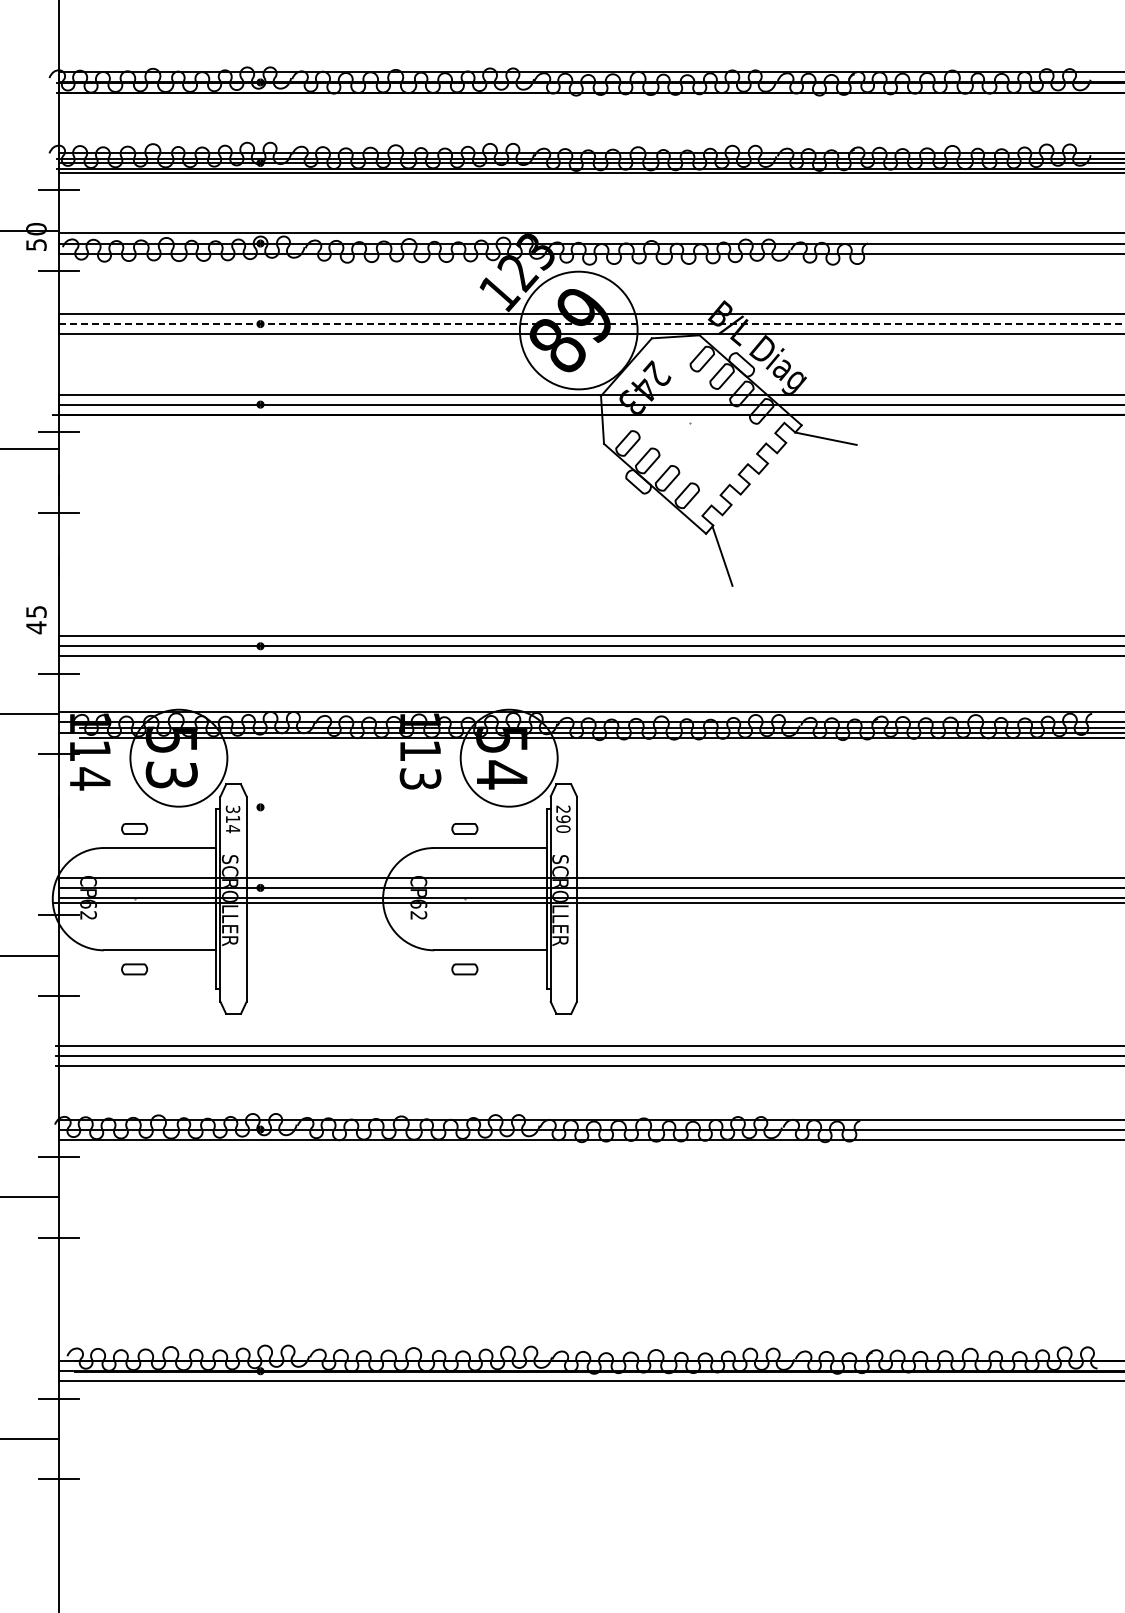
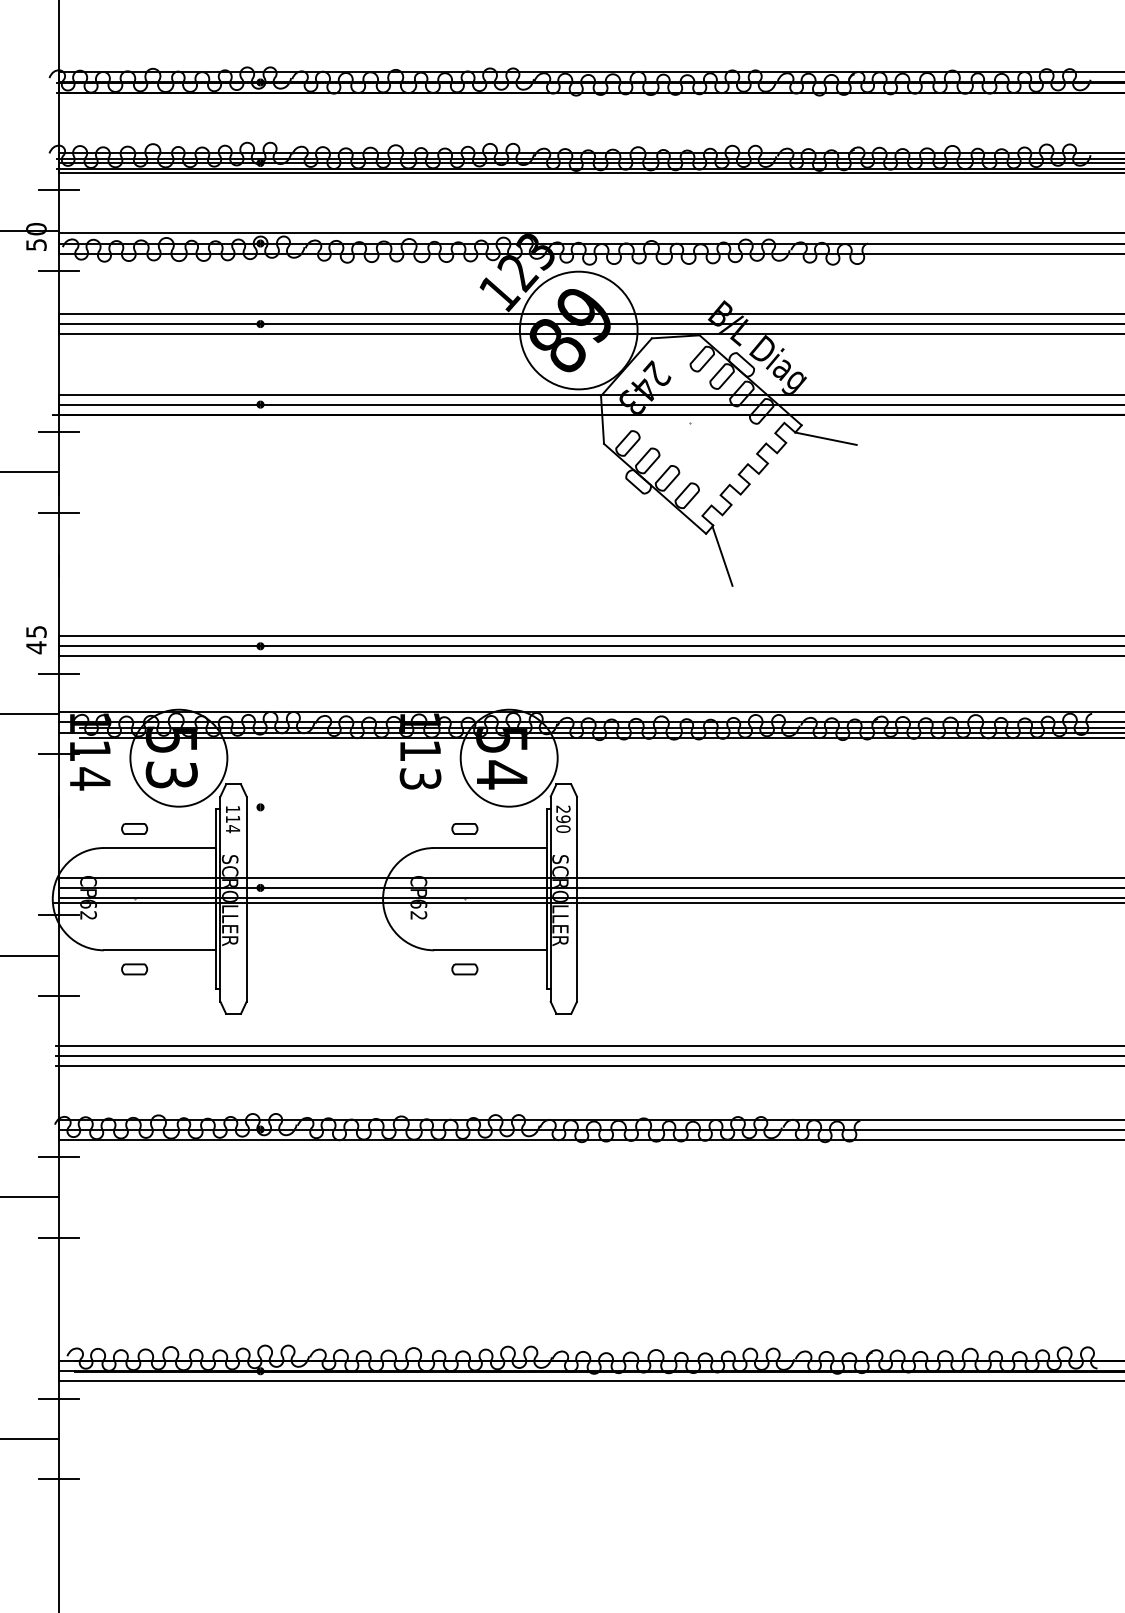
line: dashed -> solid (592, 324)
line position: (30, 449) -> (30, 472) (30, 472)
text position: (36, 620) -> (36, 640) (36, 640)
text: 314 -> 114 (232, 809)
